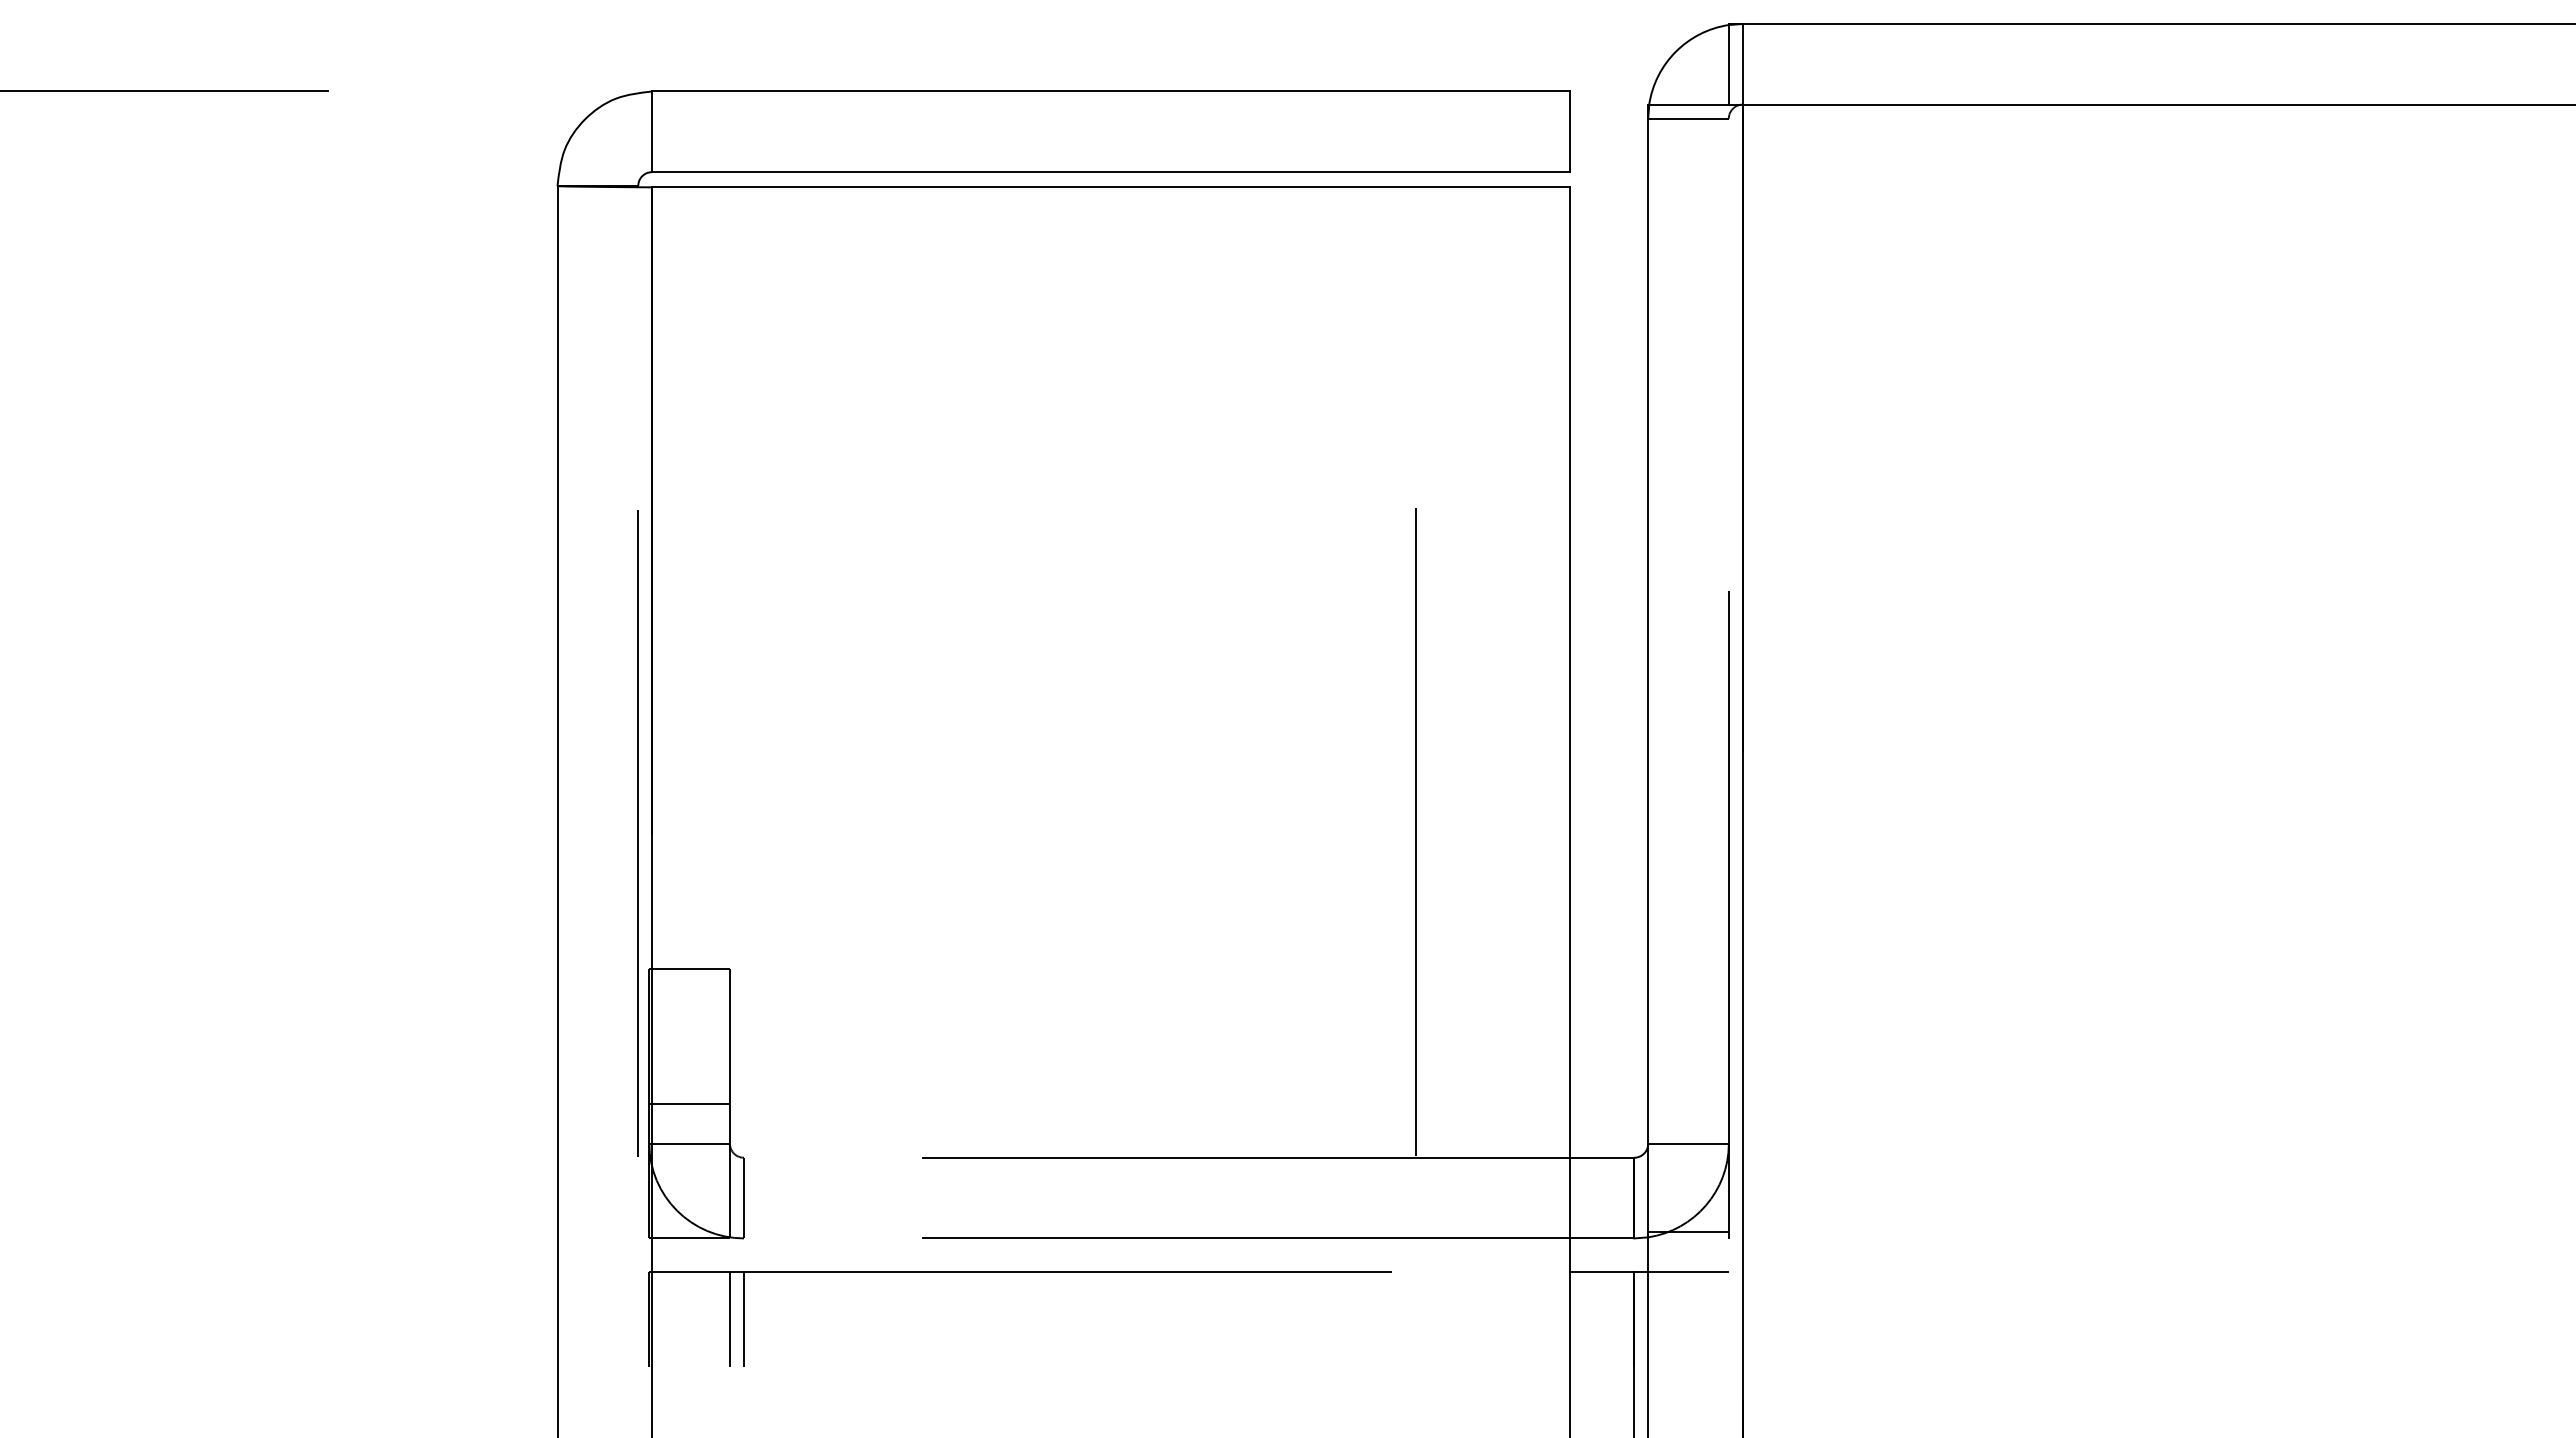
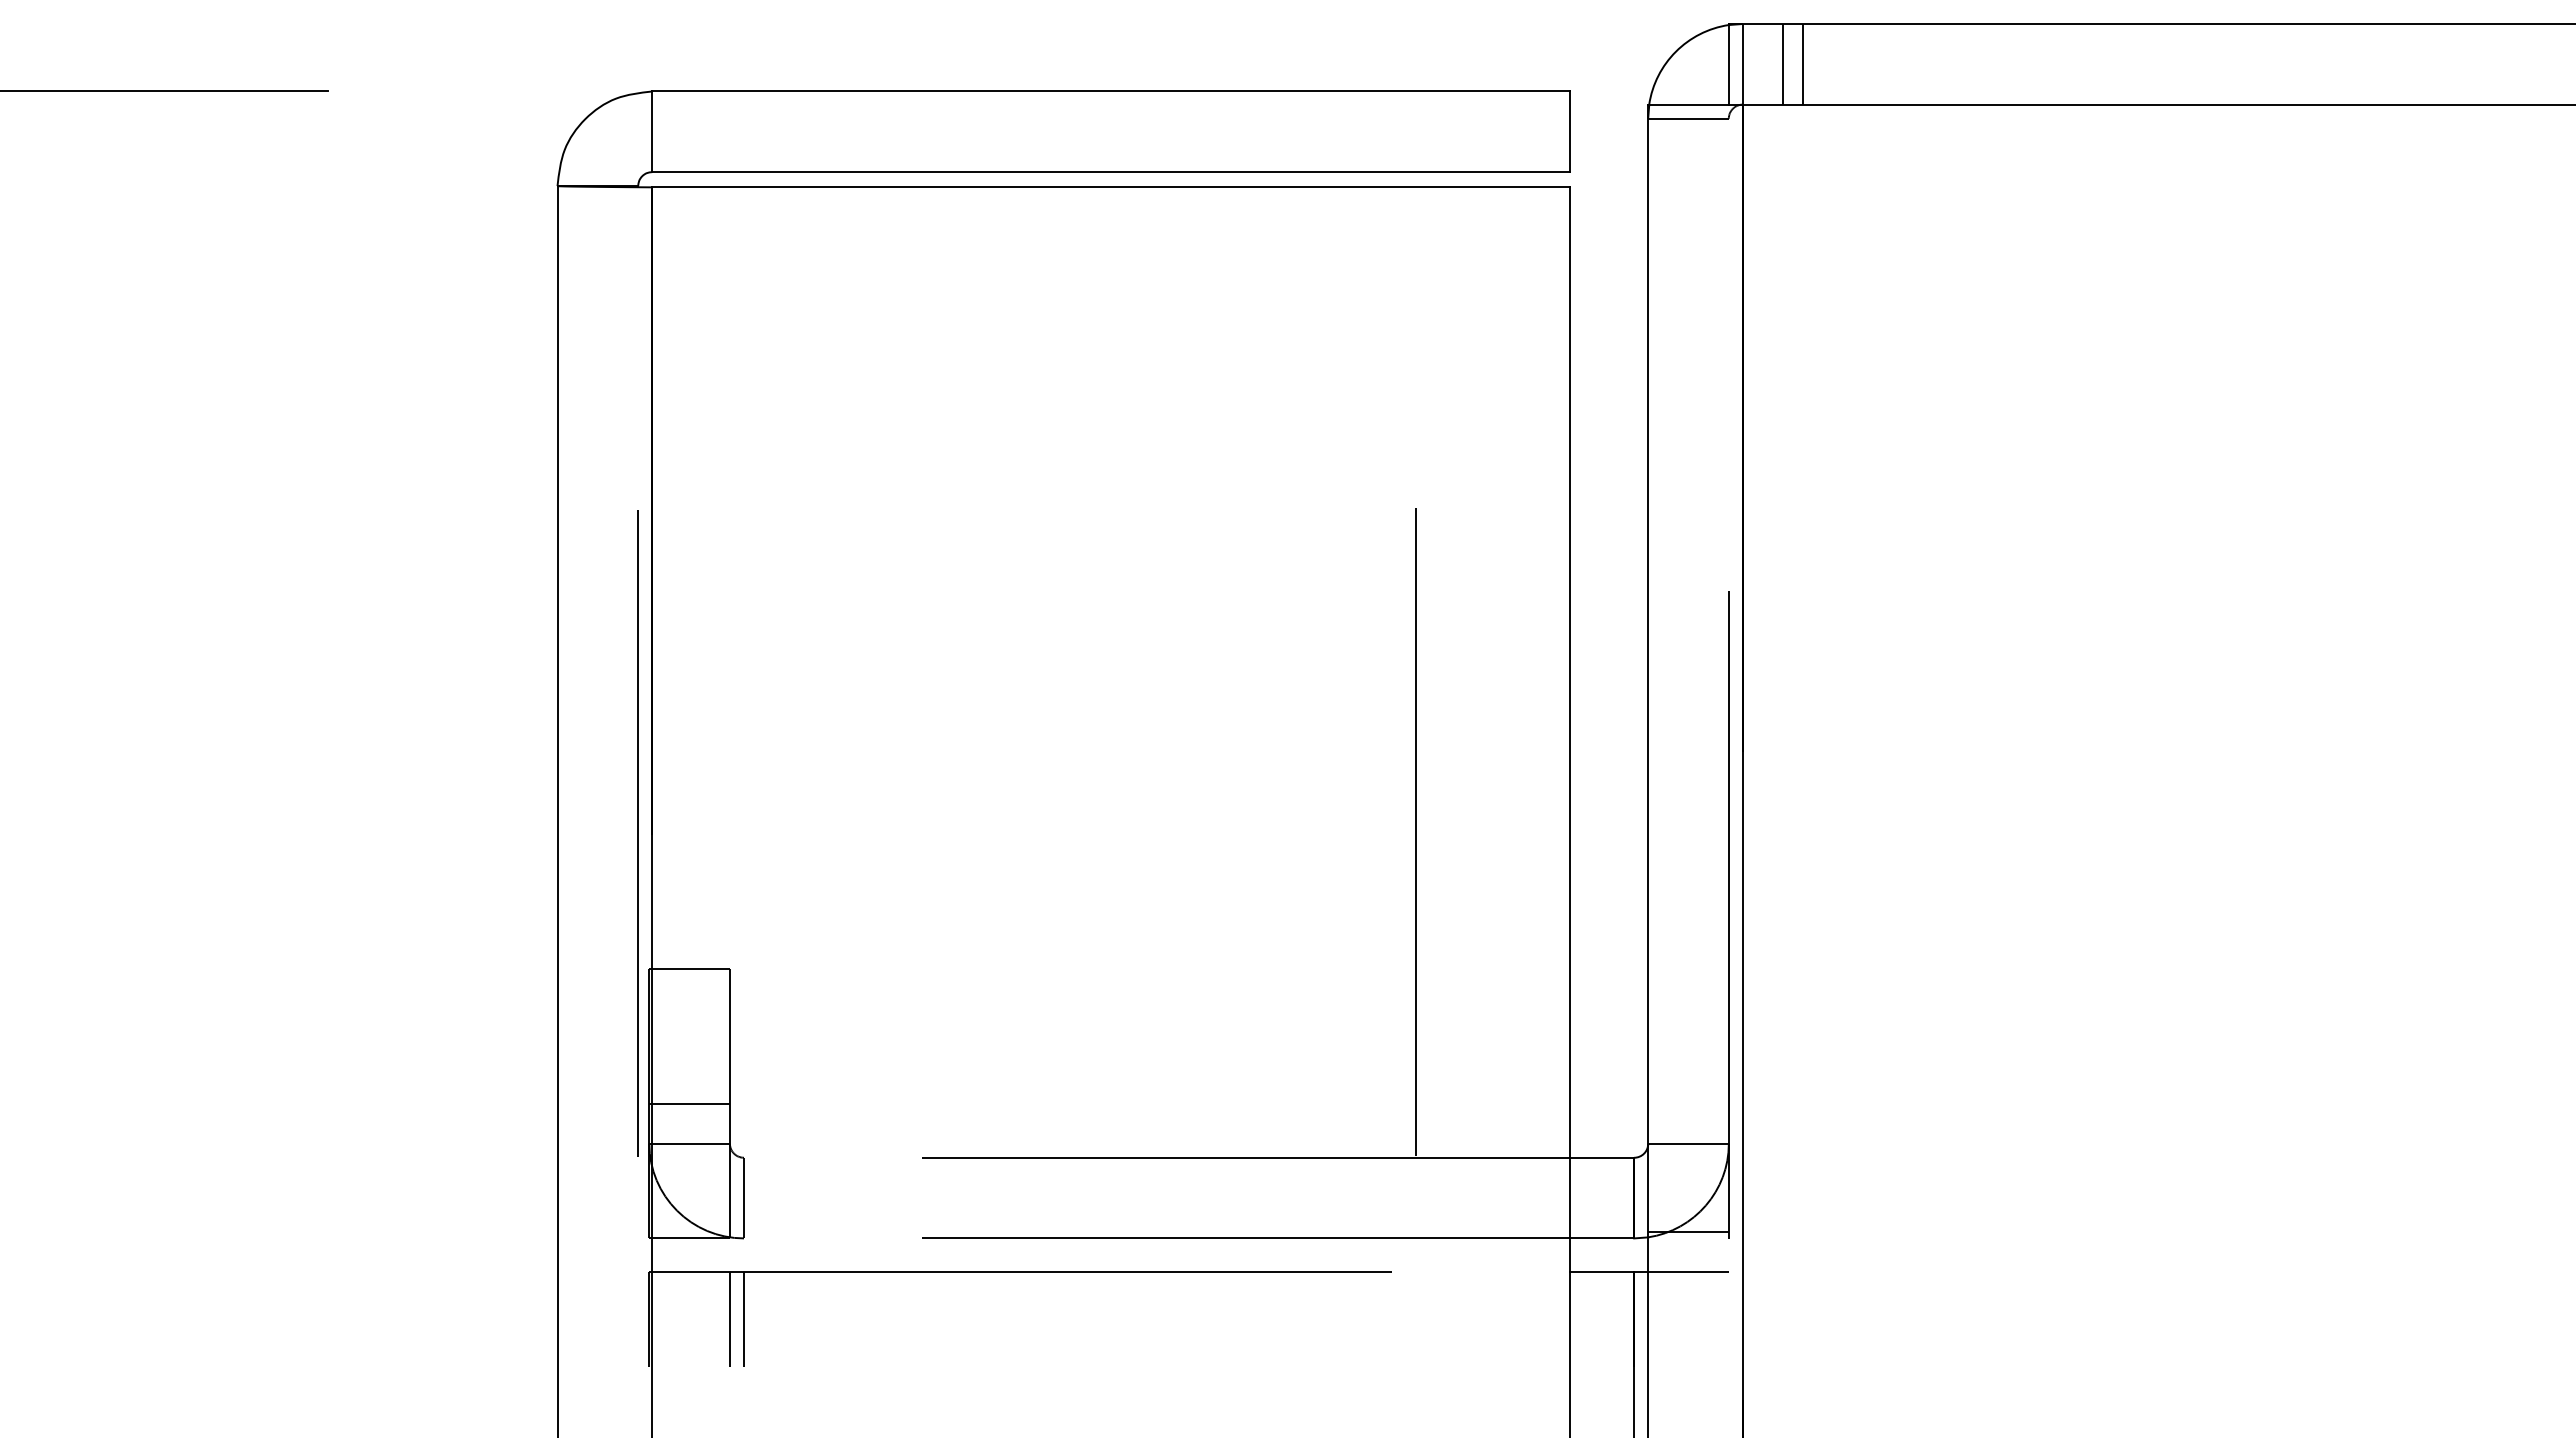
line: none -> present (1783, 64)
line: none -> present (1803, 64)
